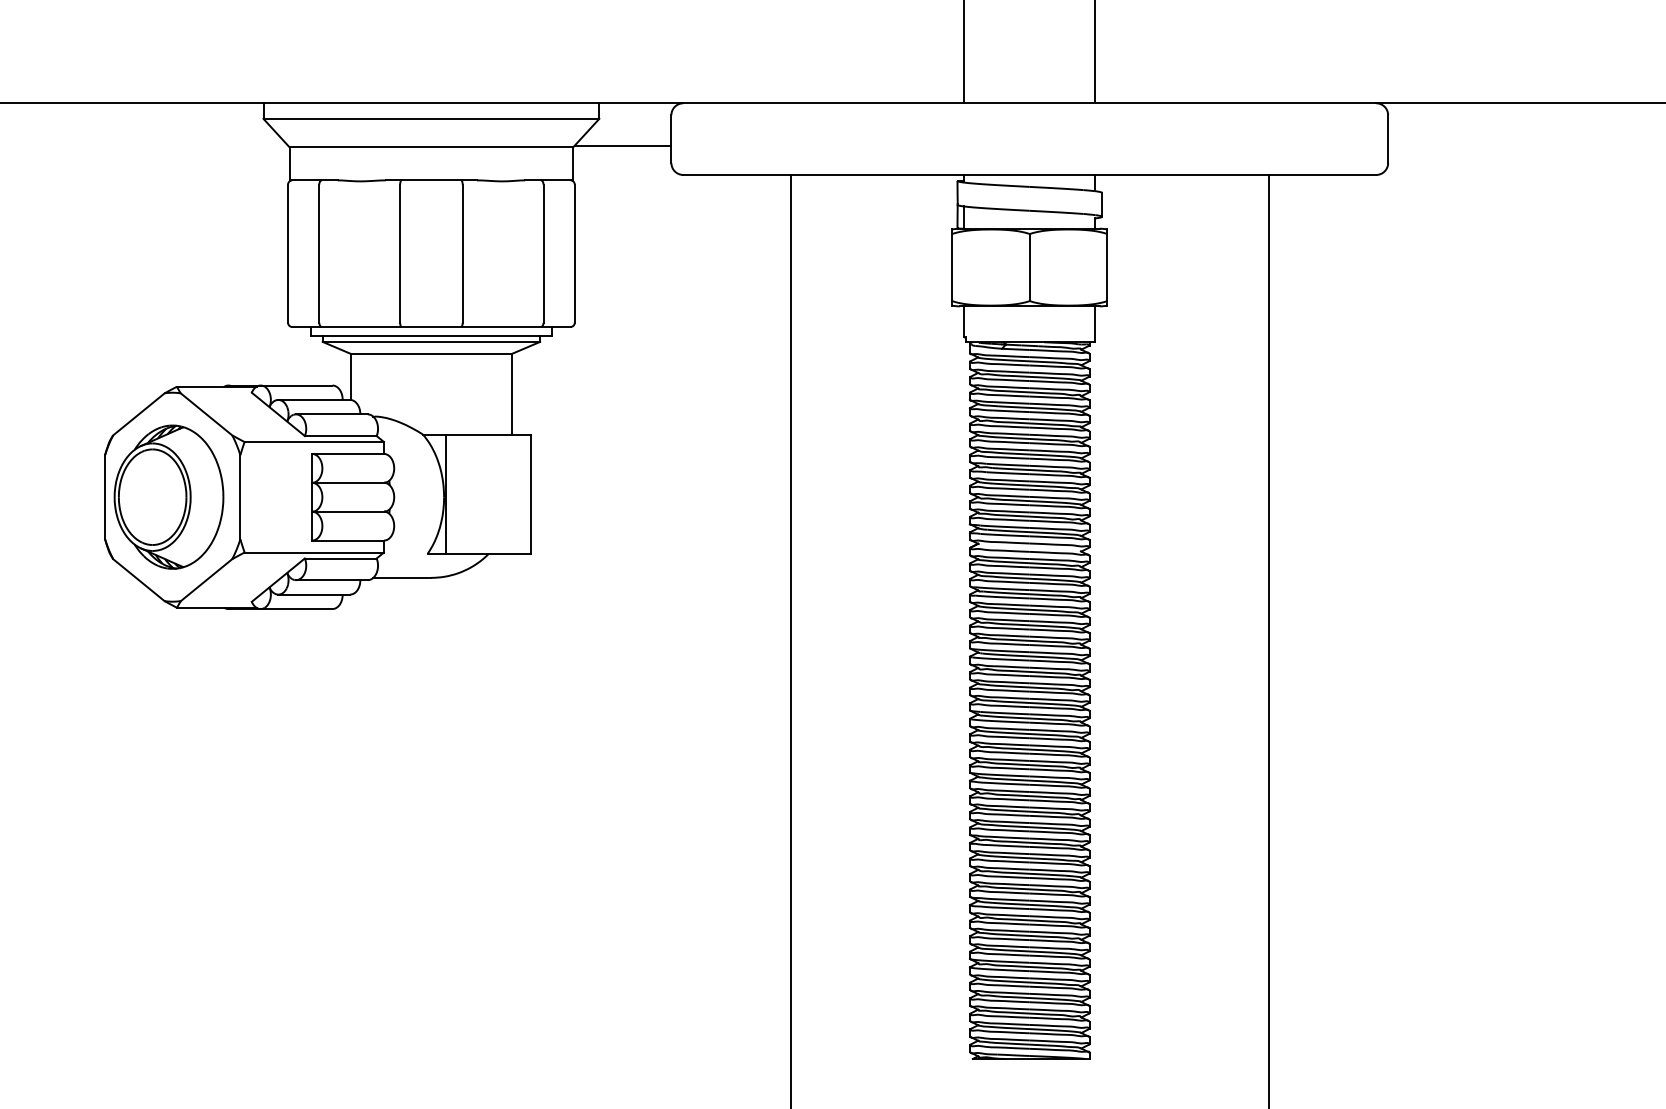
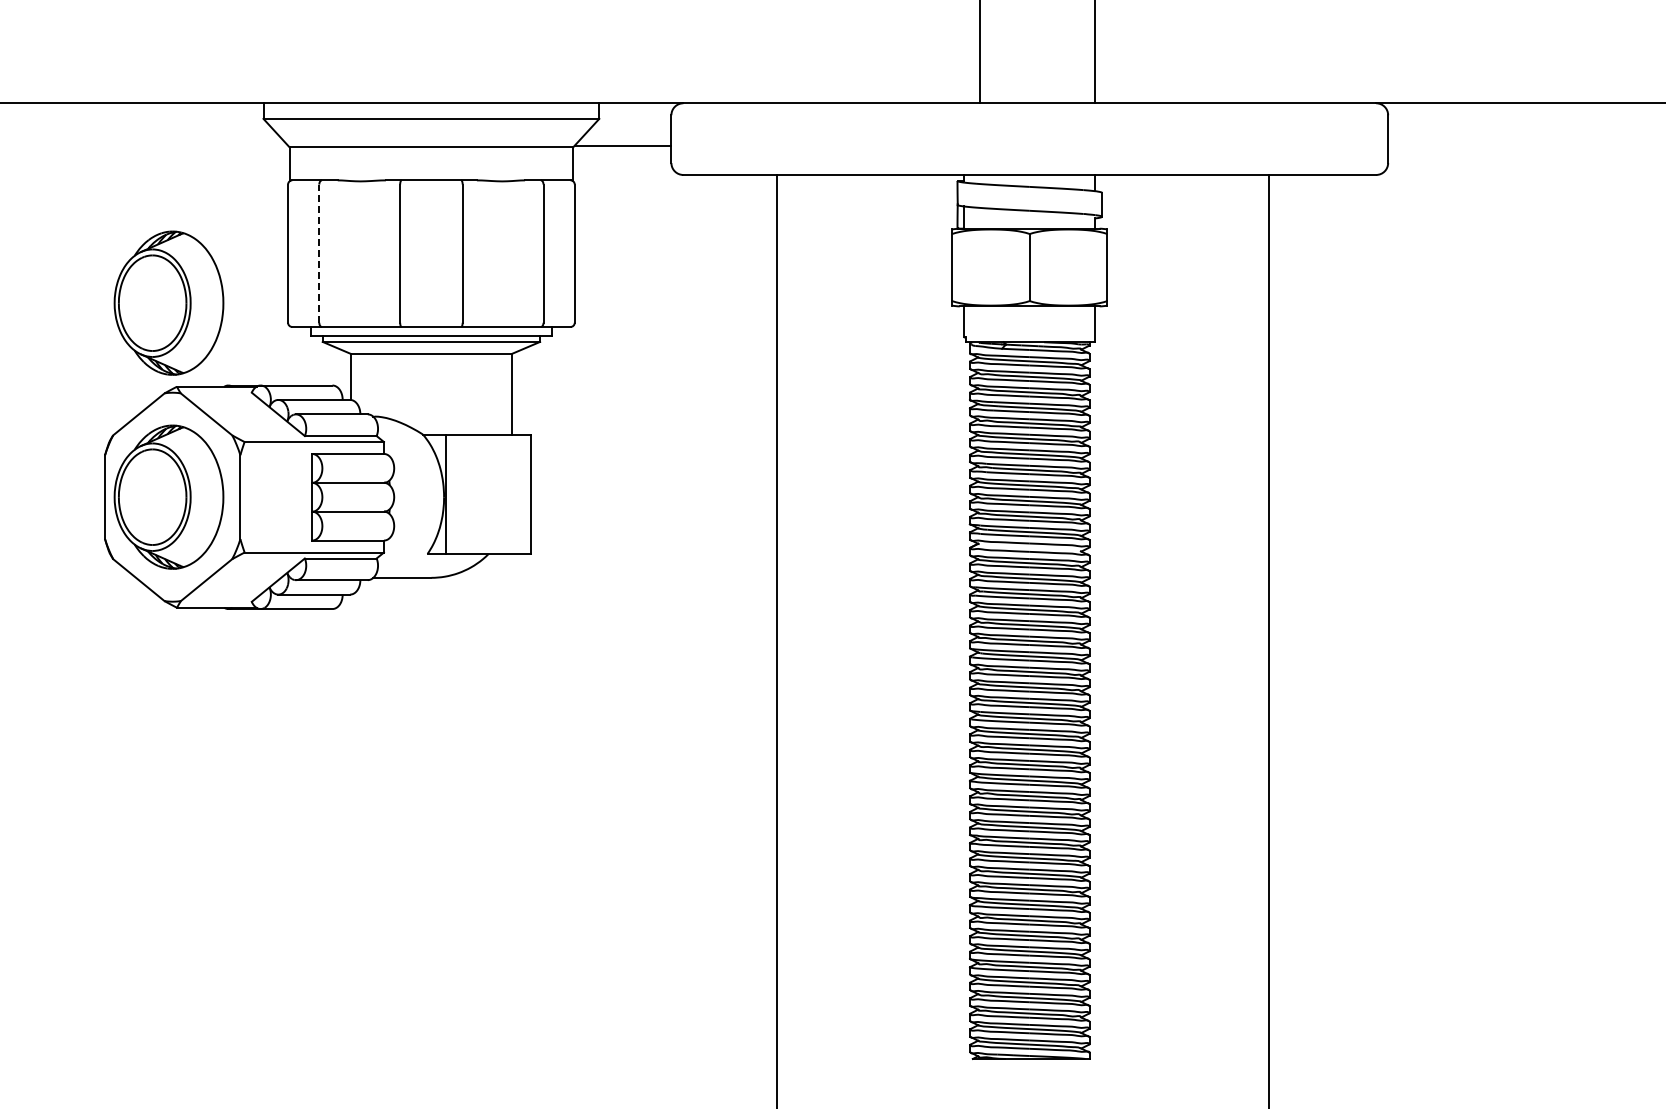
line position: (964, 52) -> (980, 52) (980, 52)
line: solid -> dashed (319, 253)
part: none -> present (168, 302)
line position: (790, 639) -> (776, 639) (776, 639)
